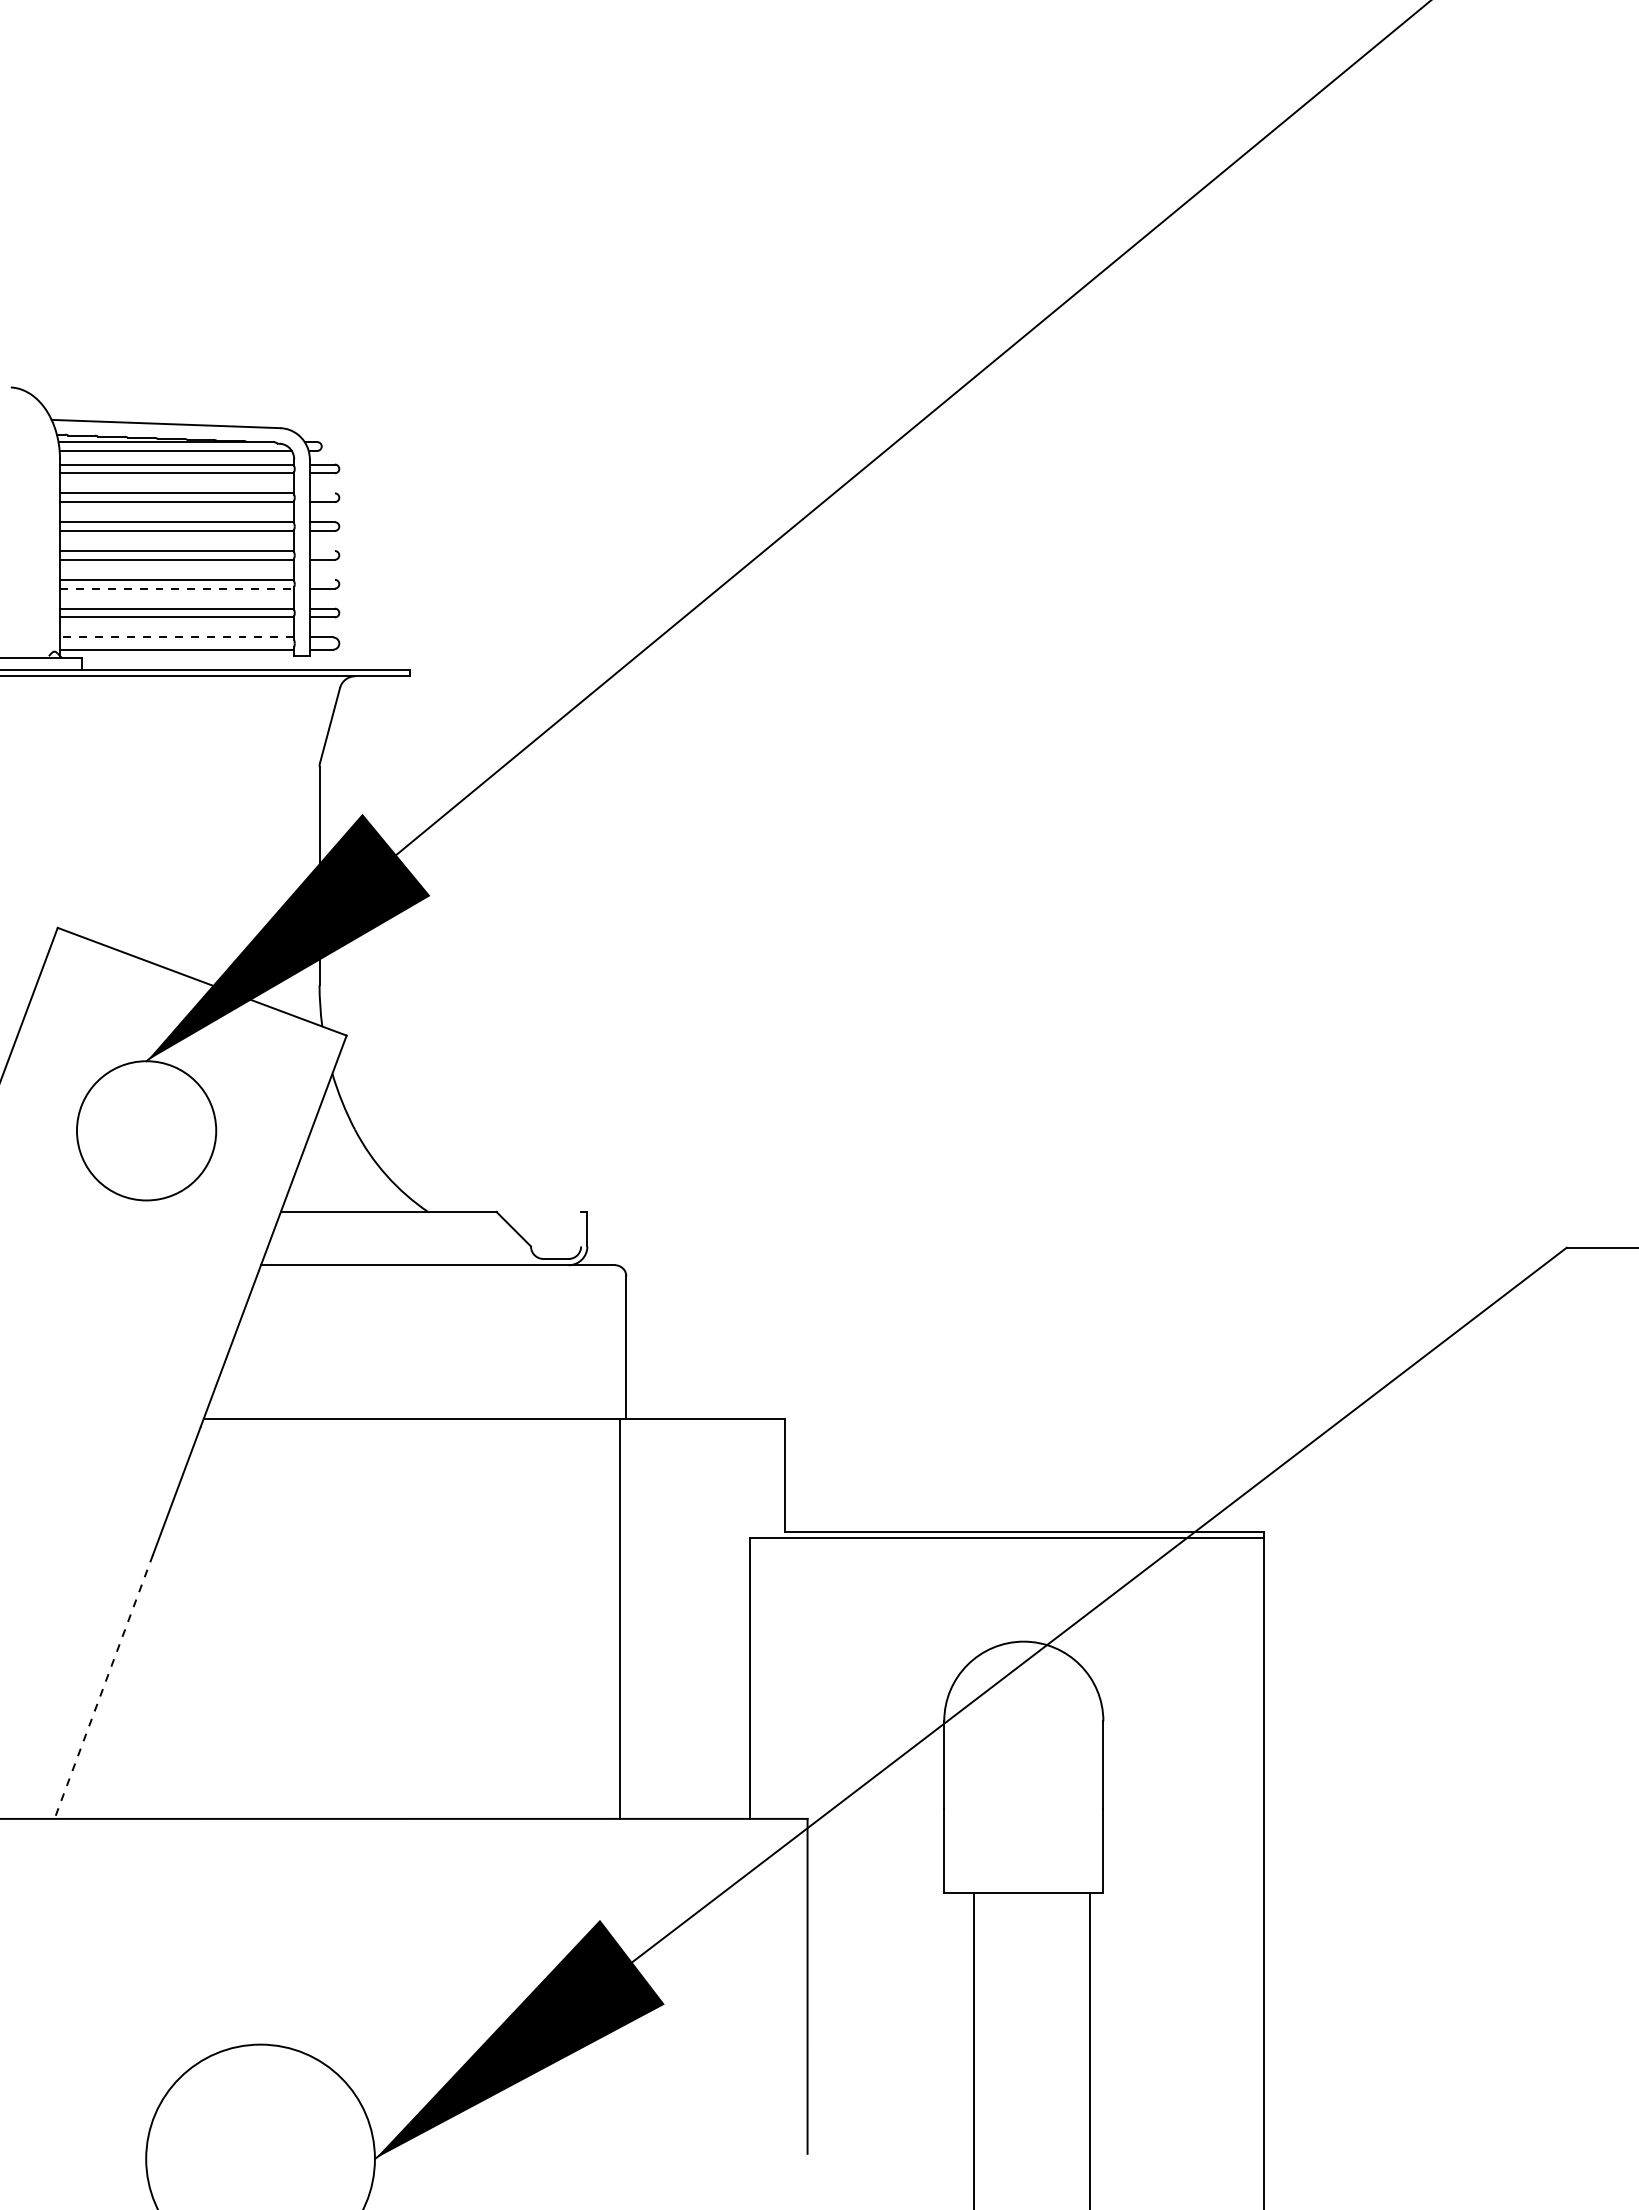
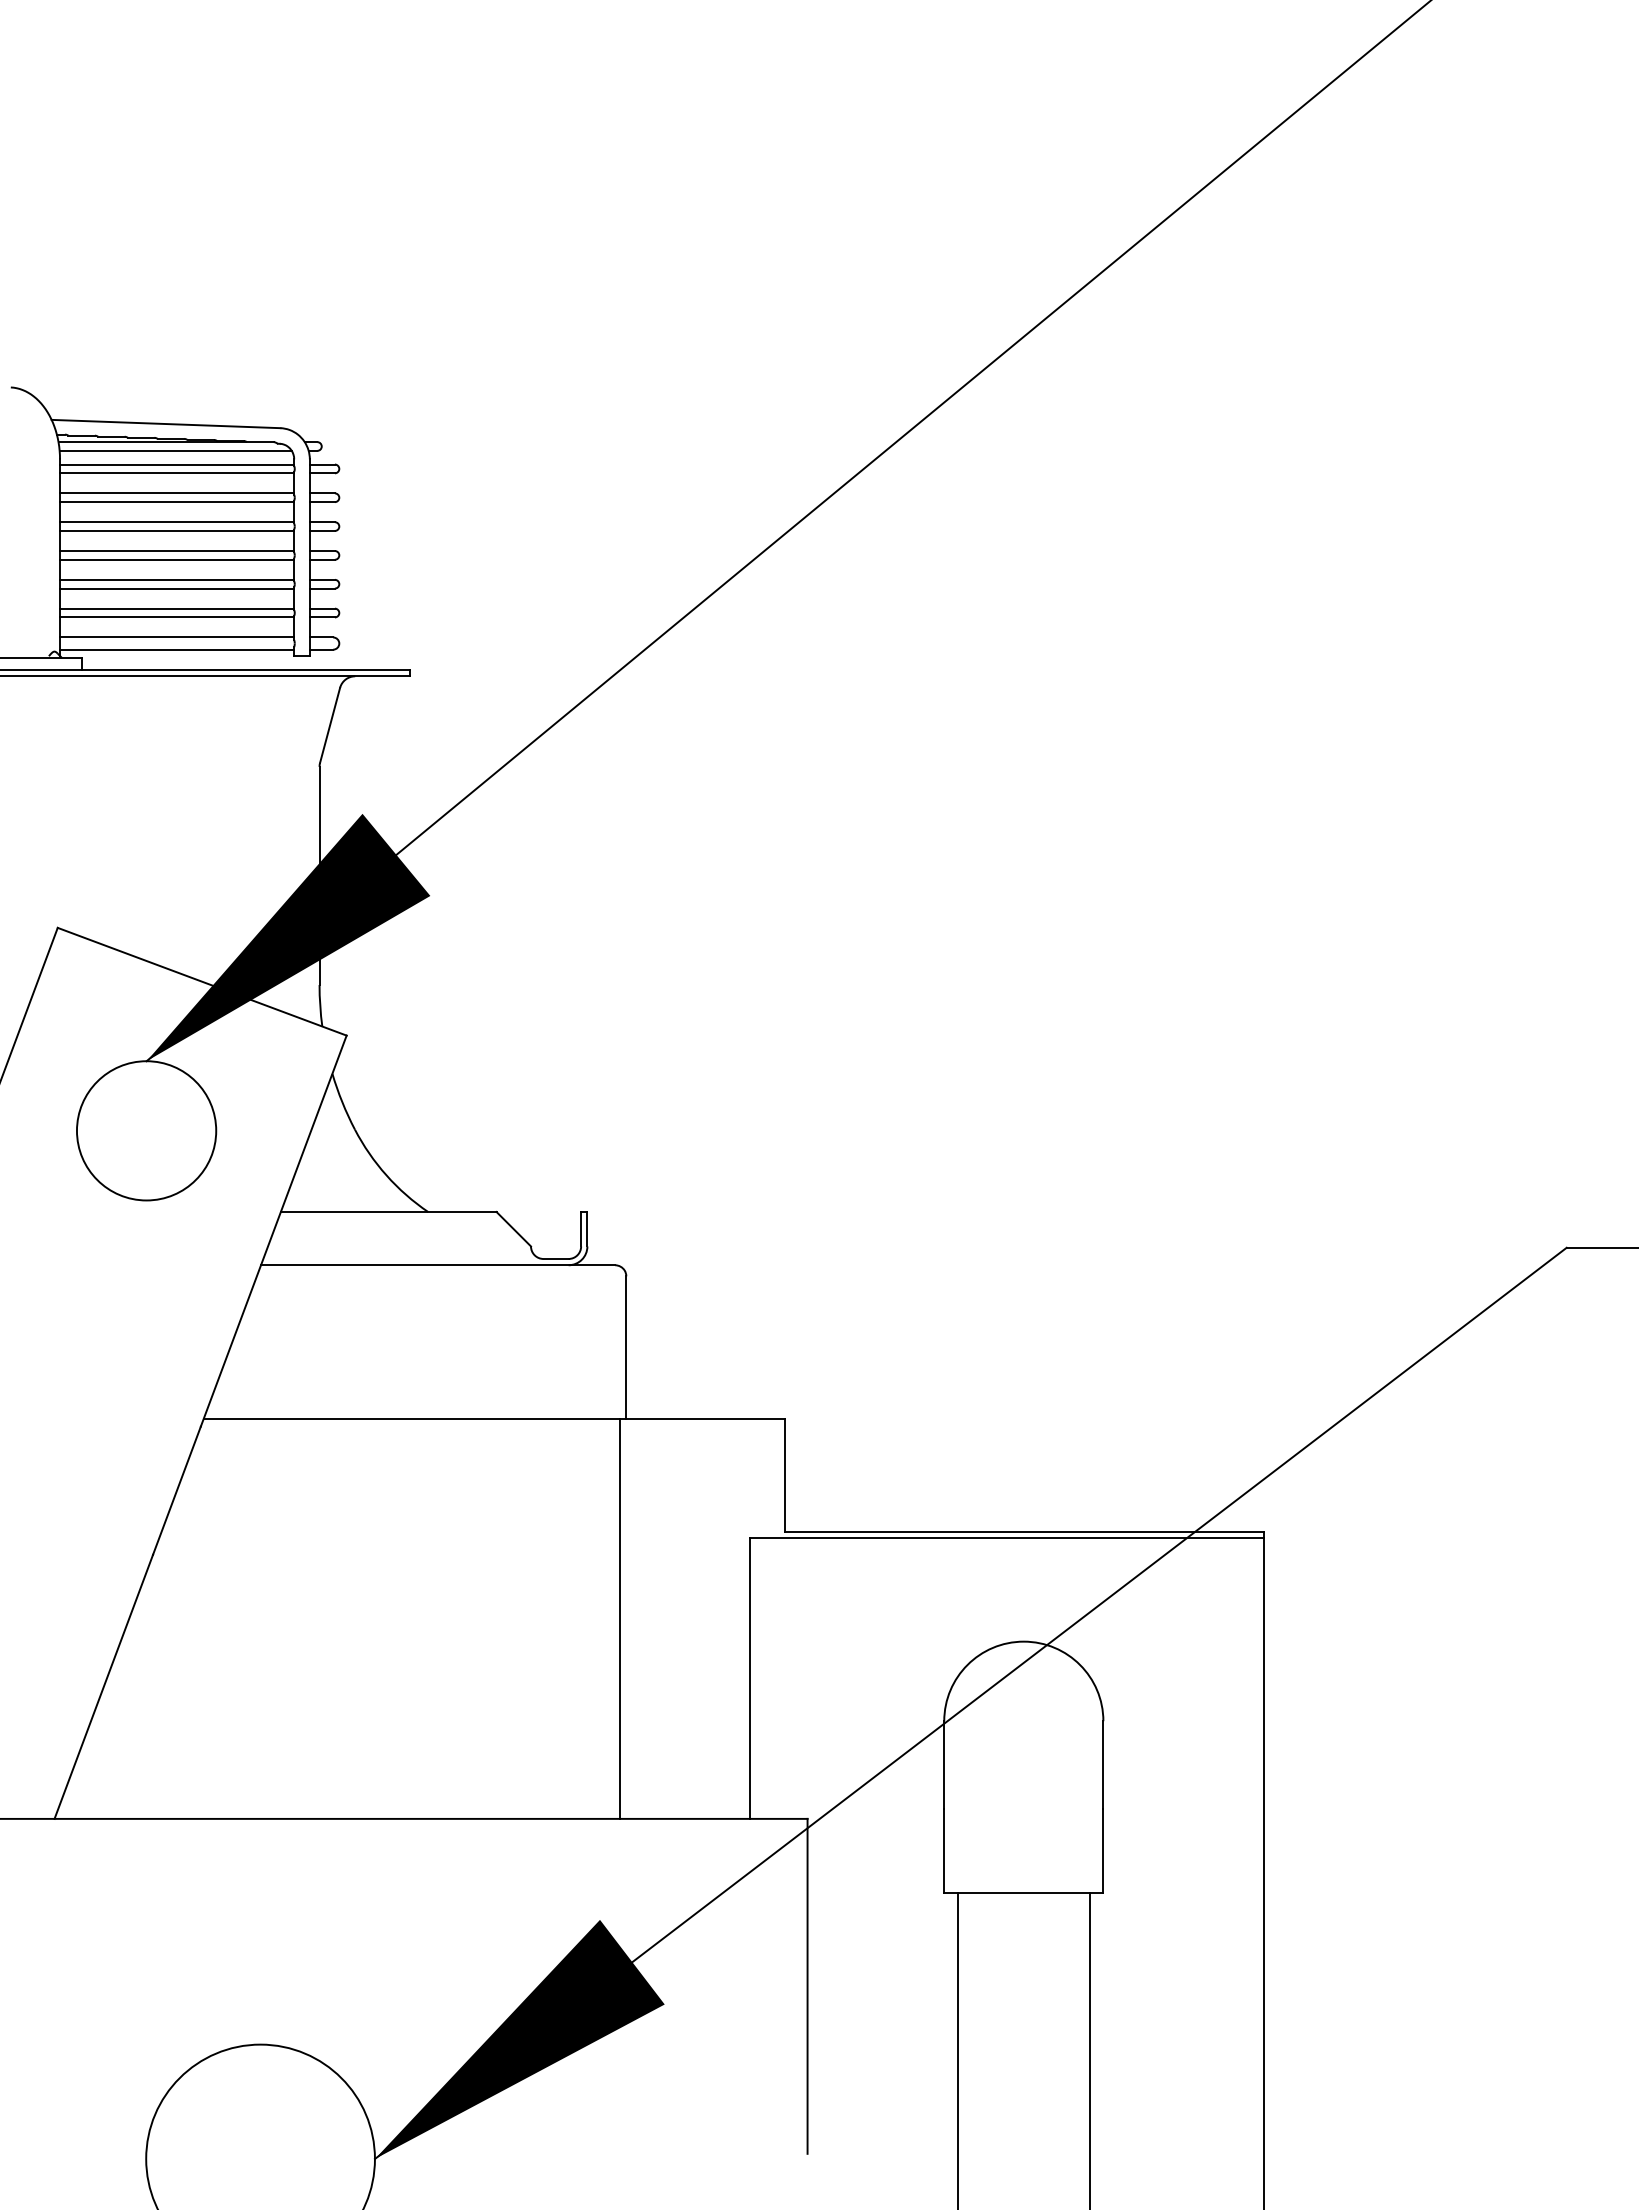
line: none -> present (321, 493)
line: none -> present (321, 551)
line: none -> present (321, 579)
line: dashed -> solid (177, 588)
line: dashed -> solid (176, 637)
line: none -> present (581, 1229)
line: dashed -> solid (103, 1686)
line position: (973, 2049) -> (957, 2049) (957, 2049)
